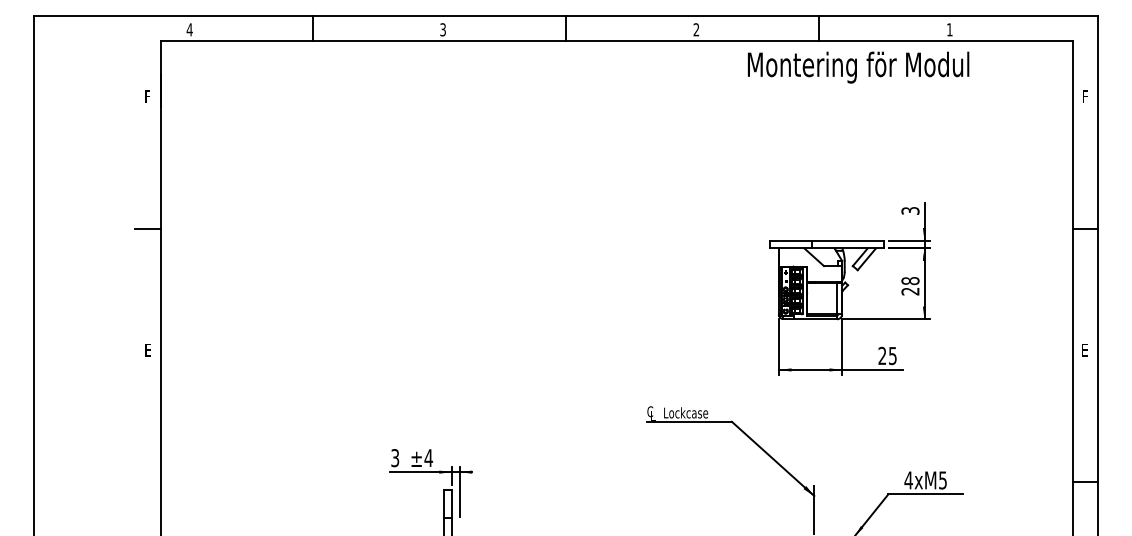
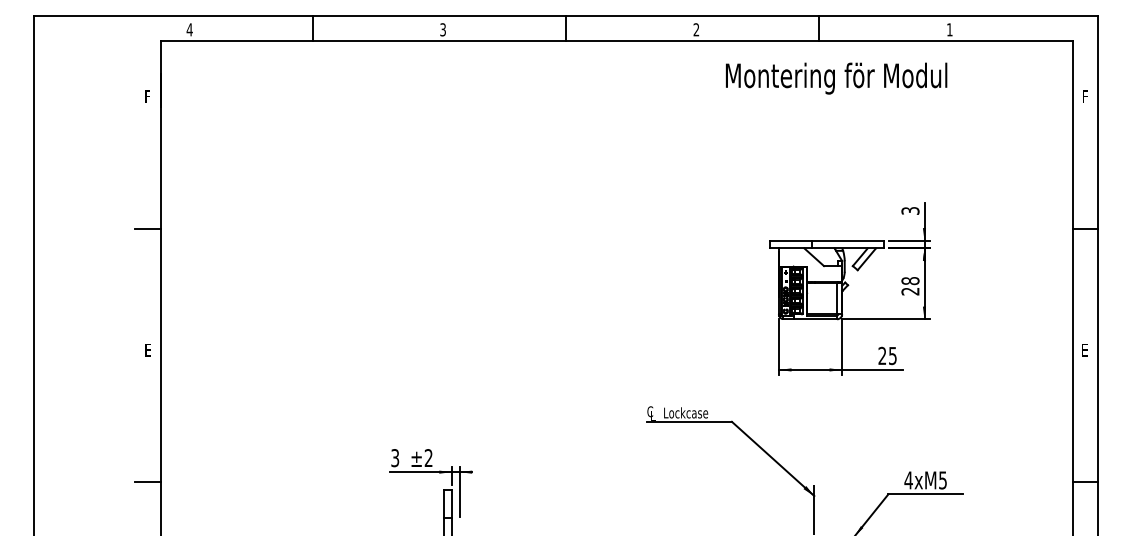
text position: (858, 67) -> (836, 78) (836, 78)
text: ±4 -> ±2 (428, 457)
line: none -> present (147, 482)
